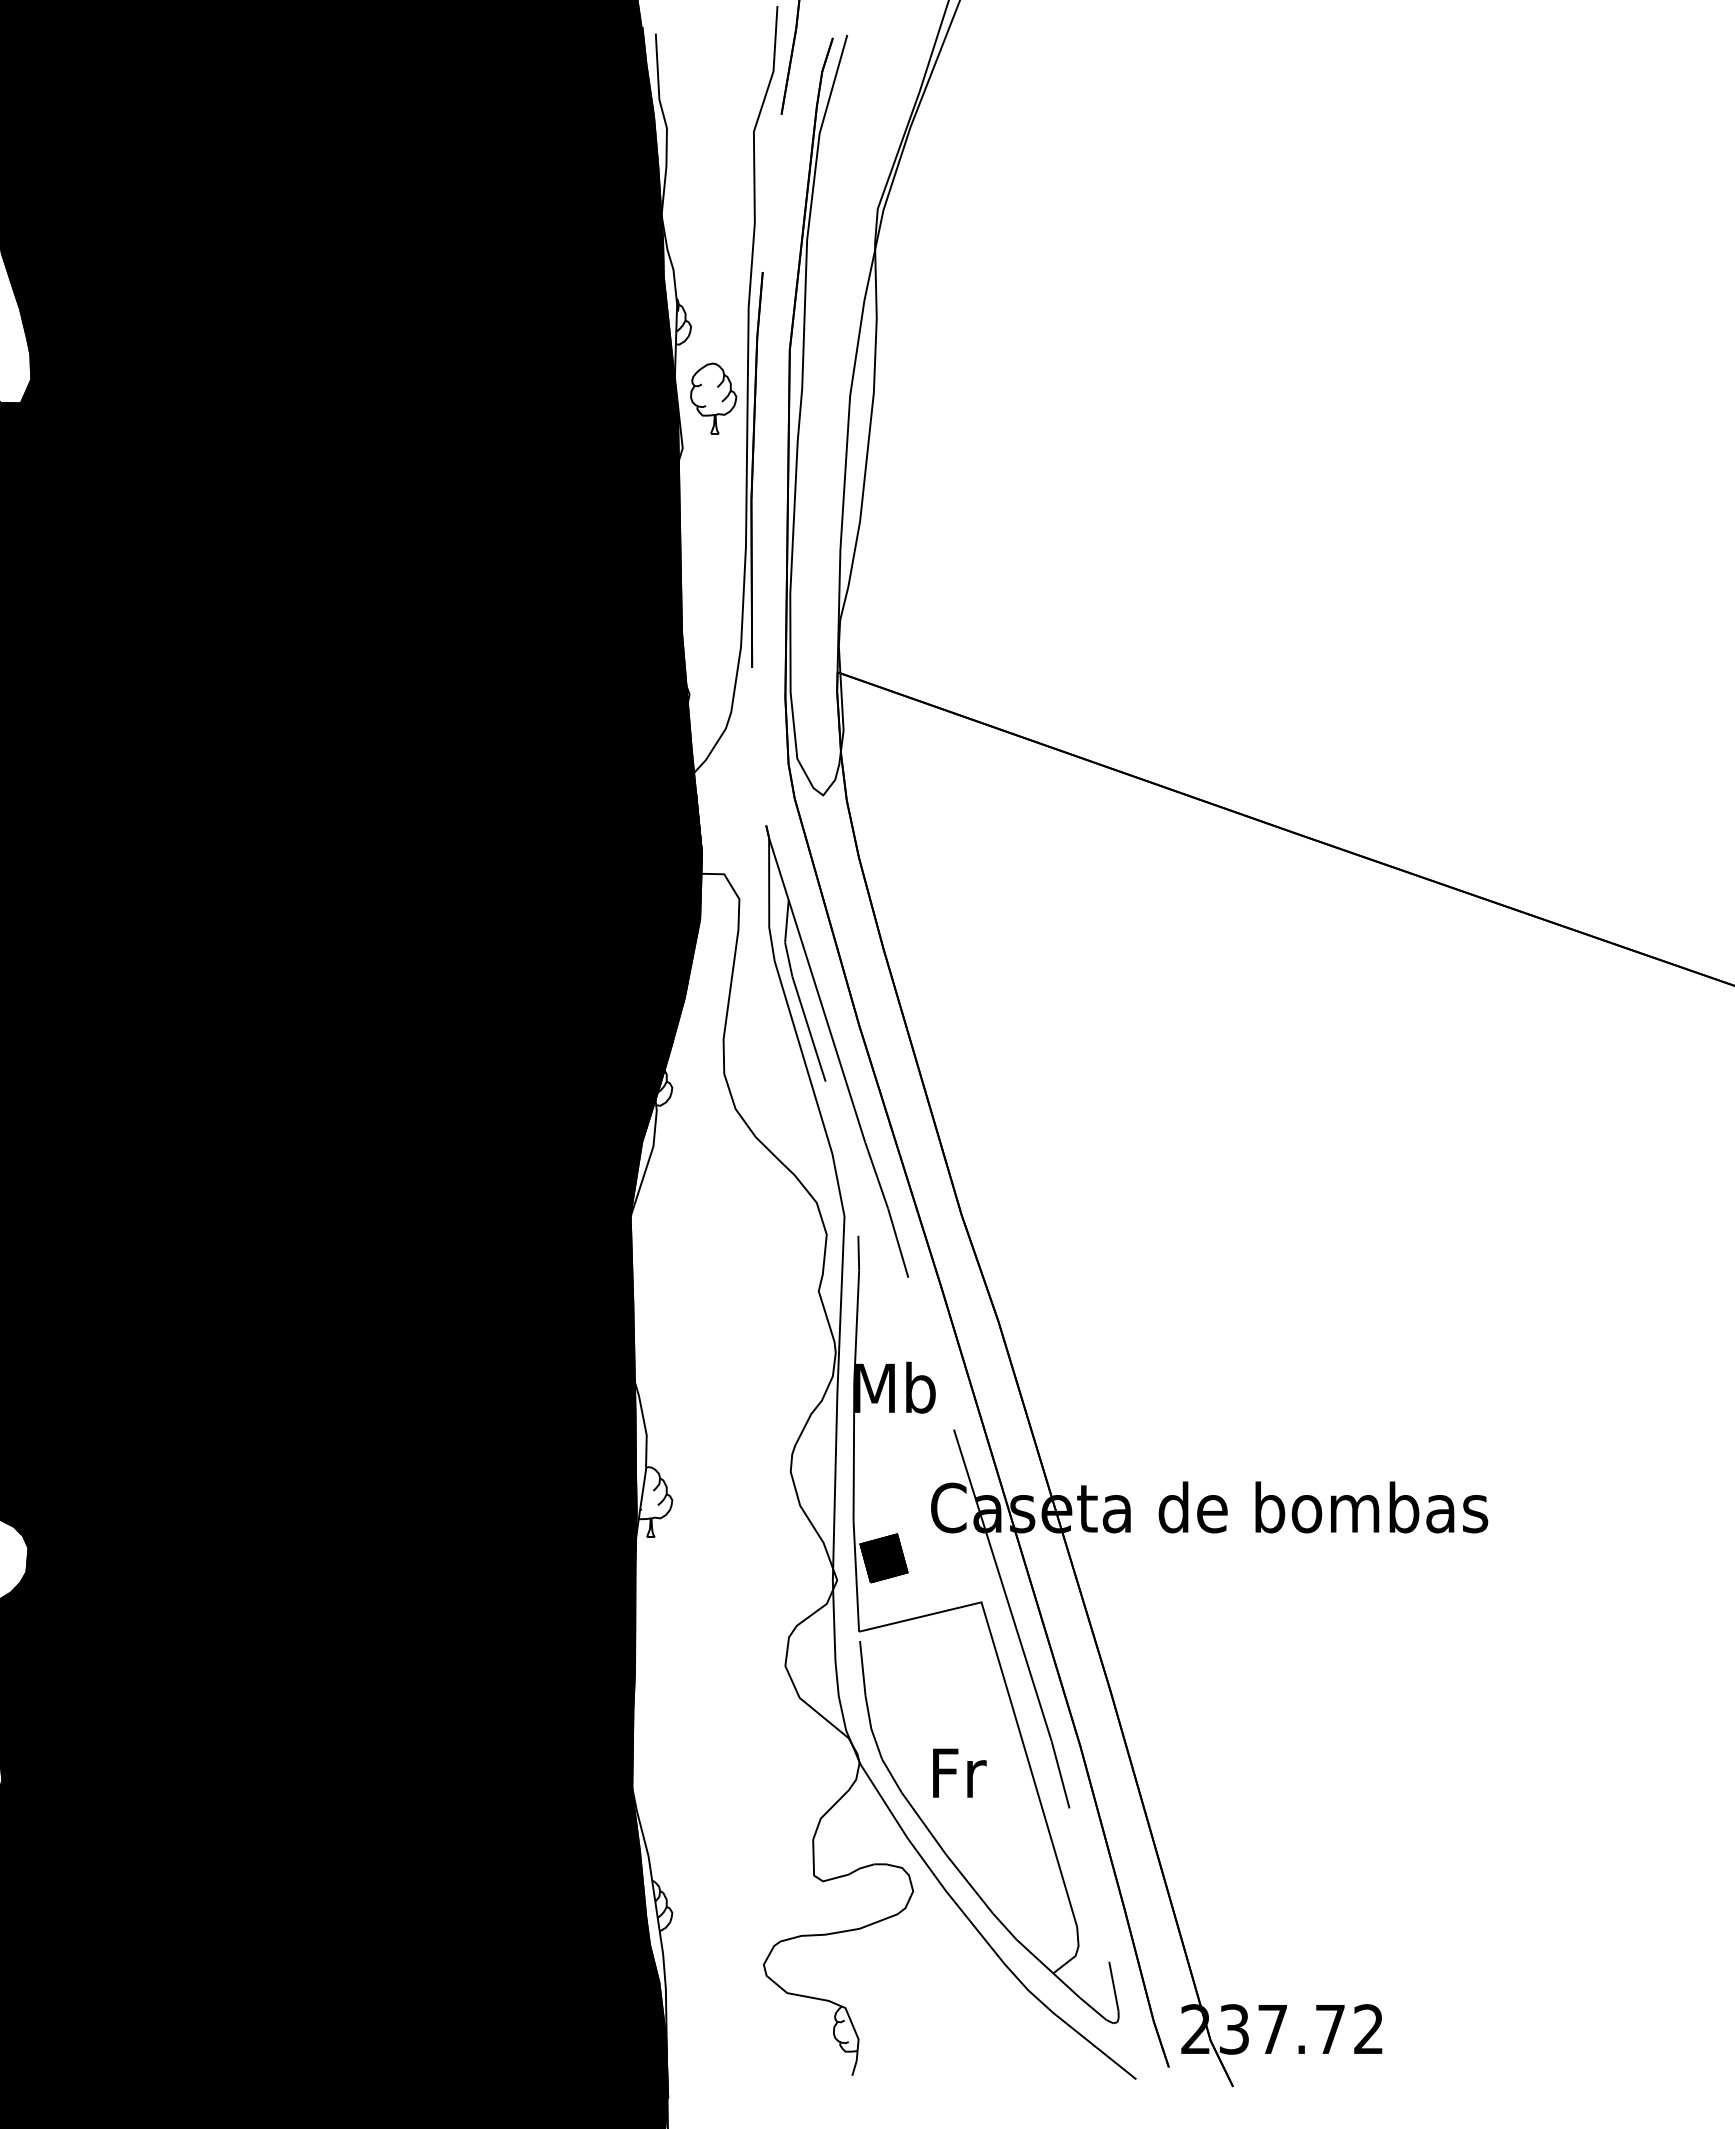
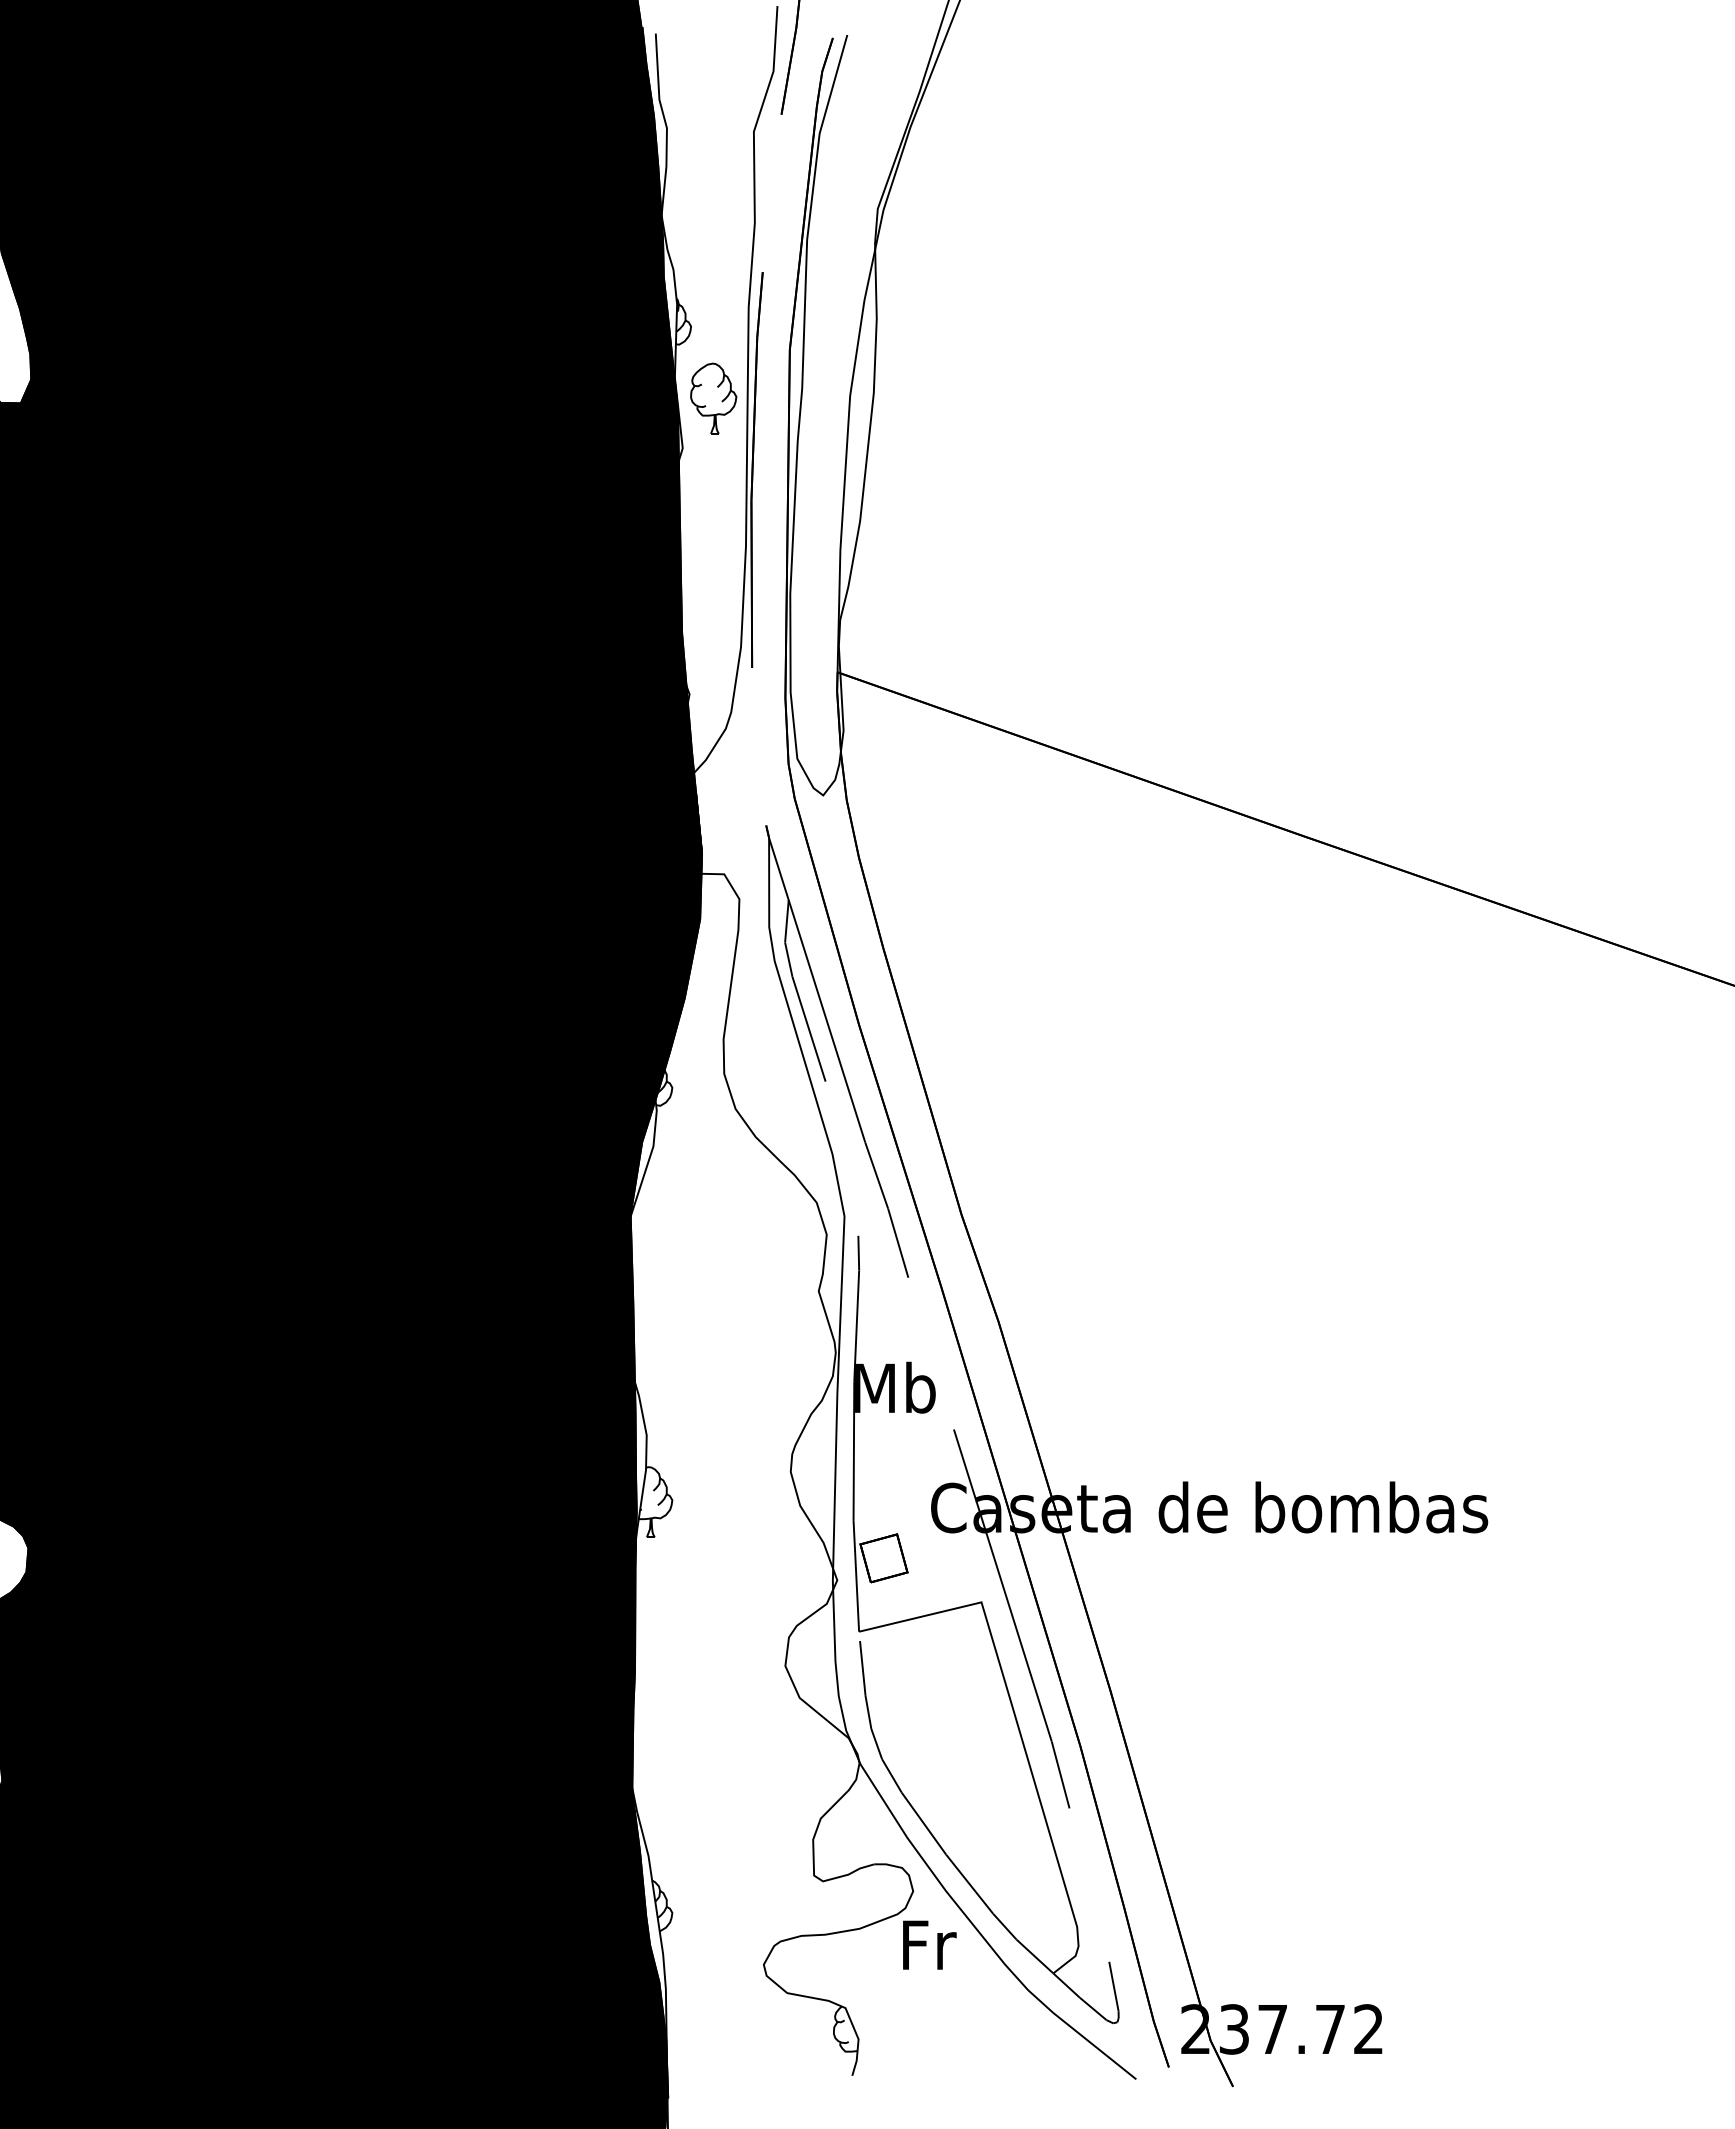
fill: present -> none (883, 1558)
text position: (959, 1772) -> (929, 1944) (929, 1944)
